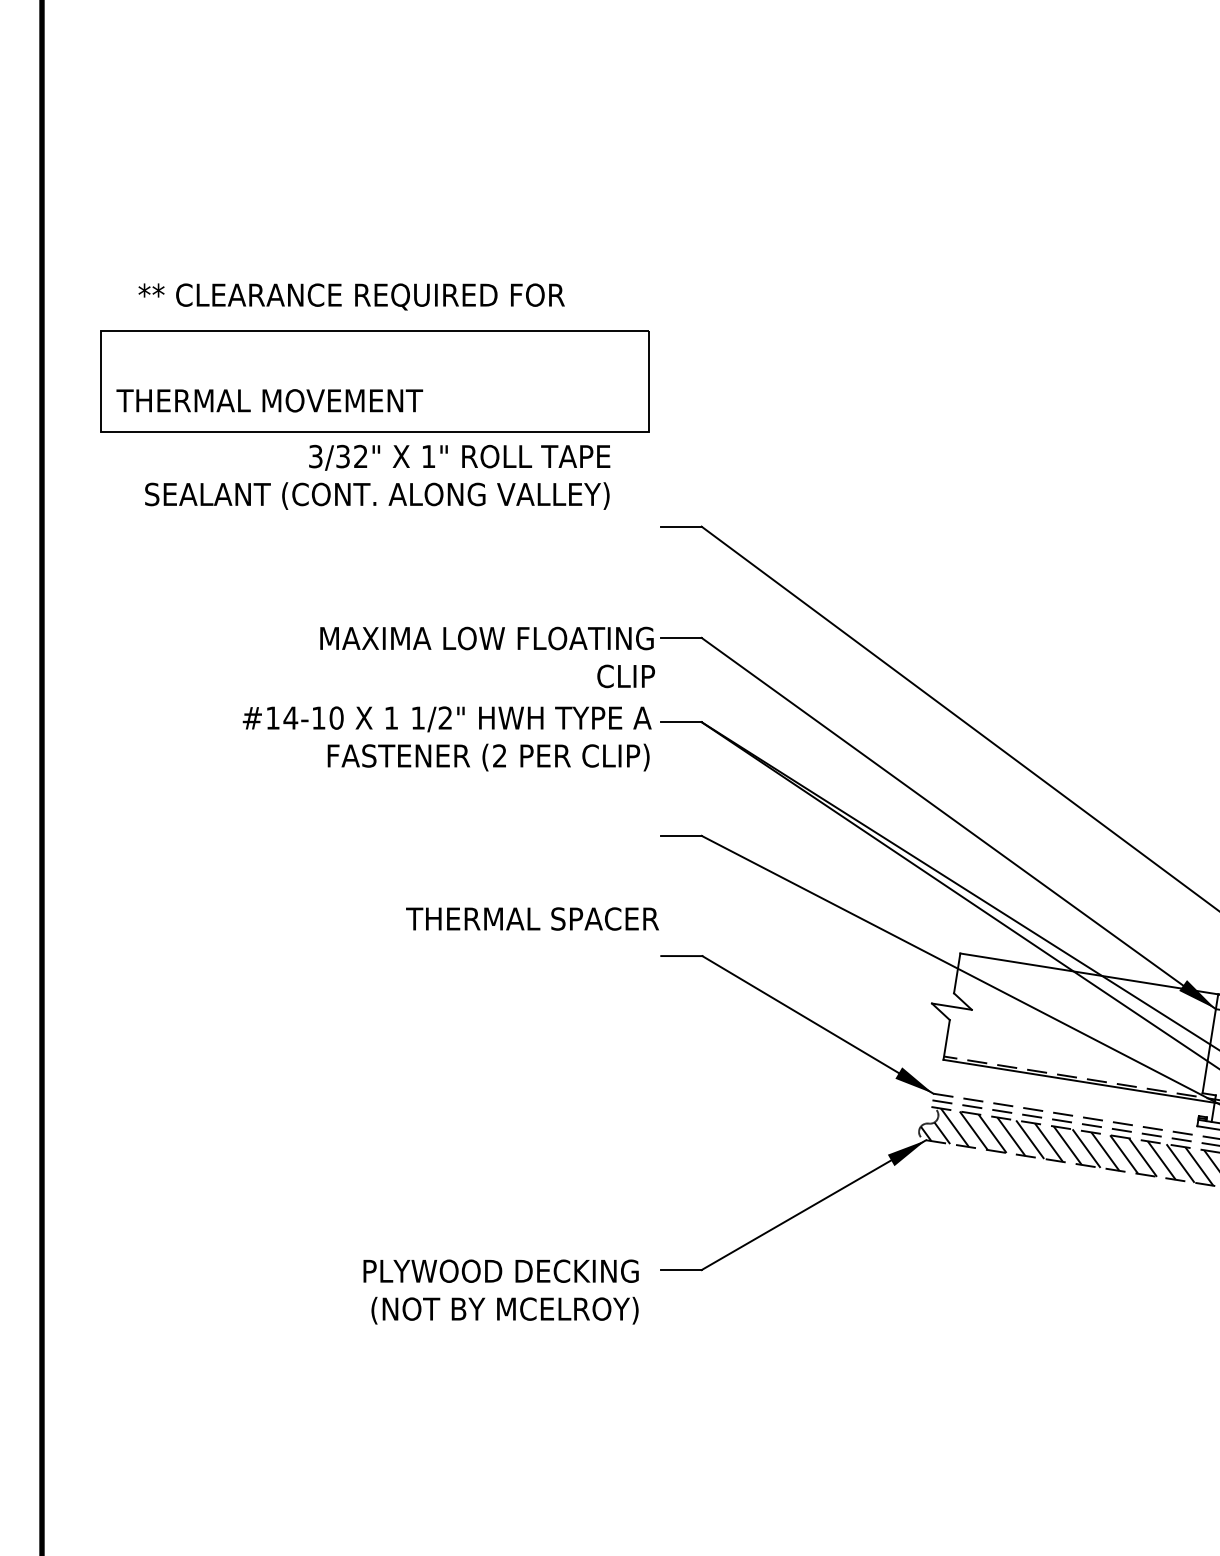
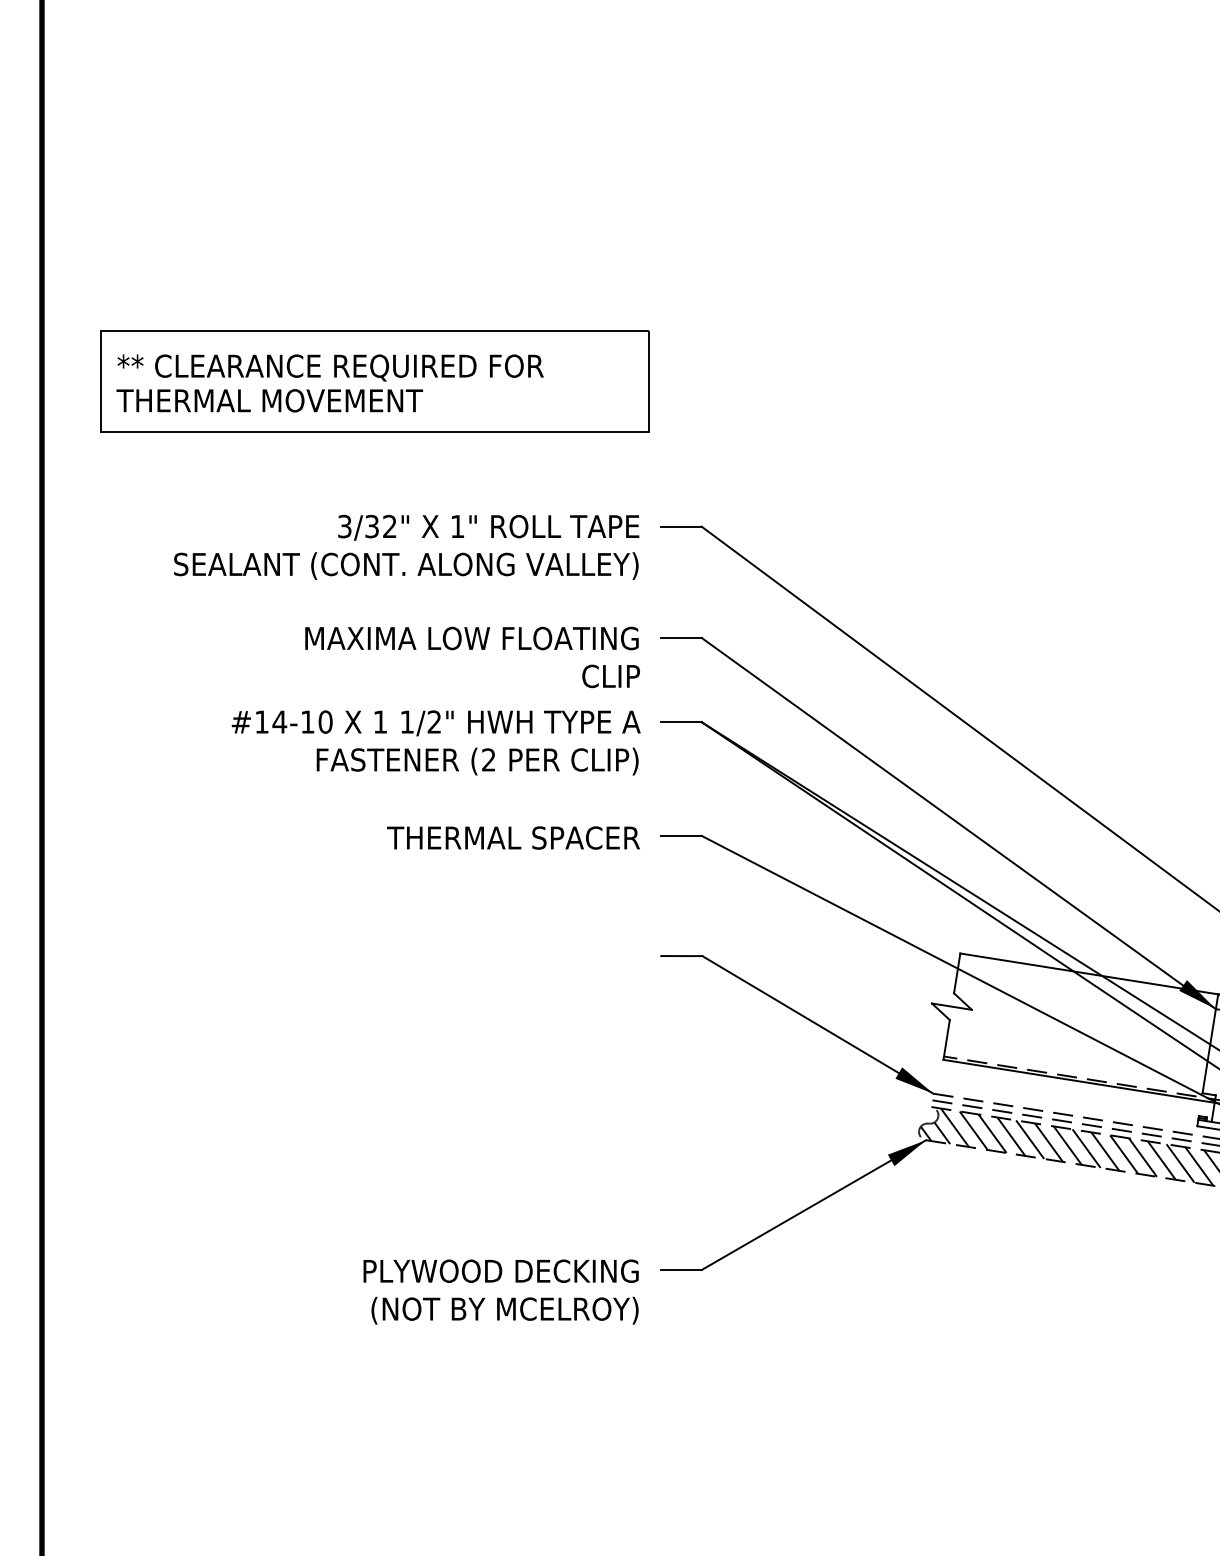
text position: (351, 296) -> (330, 367) (330, 367)
text position: (377, 476) -> (406, 546) (406, 546)
text position: (487, 657) -> (472, 657) (472, 657)
text position: (446, 738) -> (435, 742) (435, 742)
text position: (532, 918) -> (513, 837) (513, 837)
